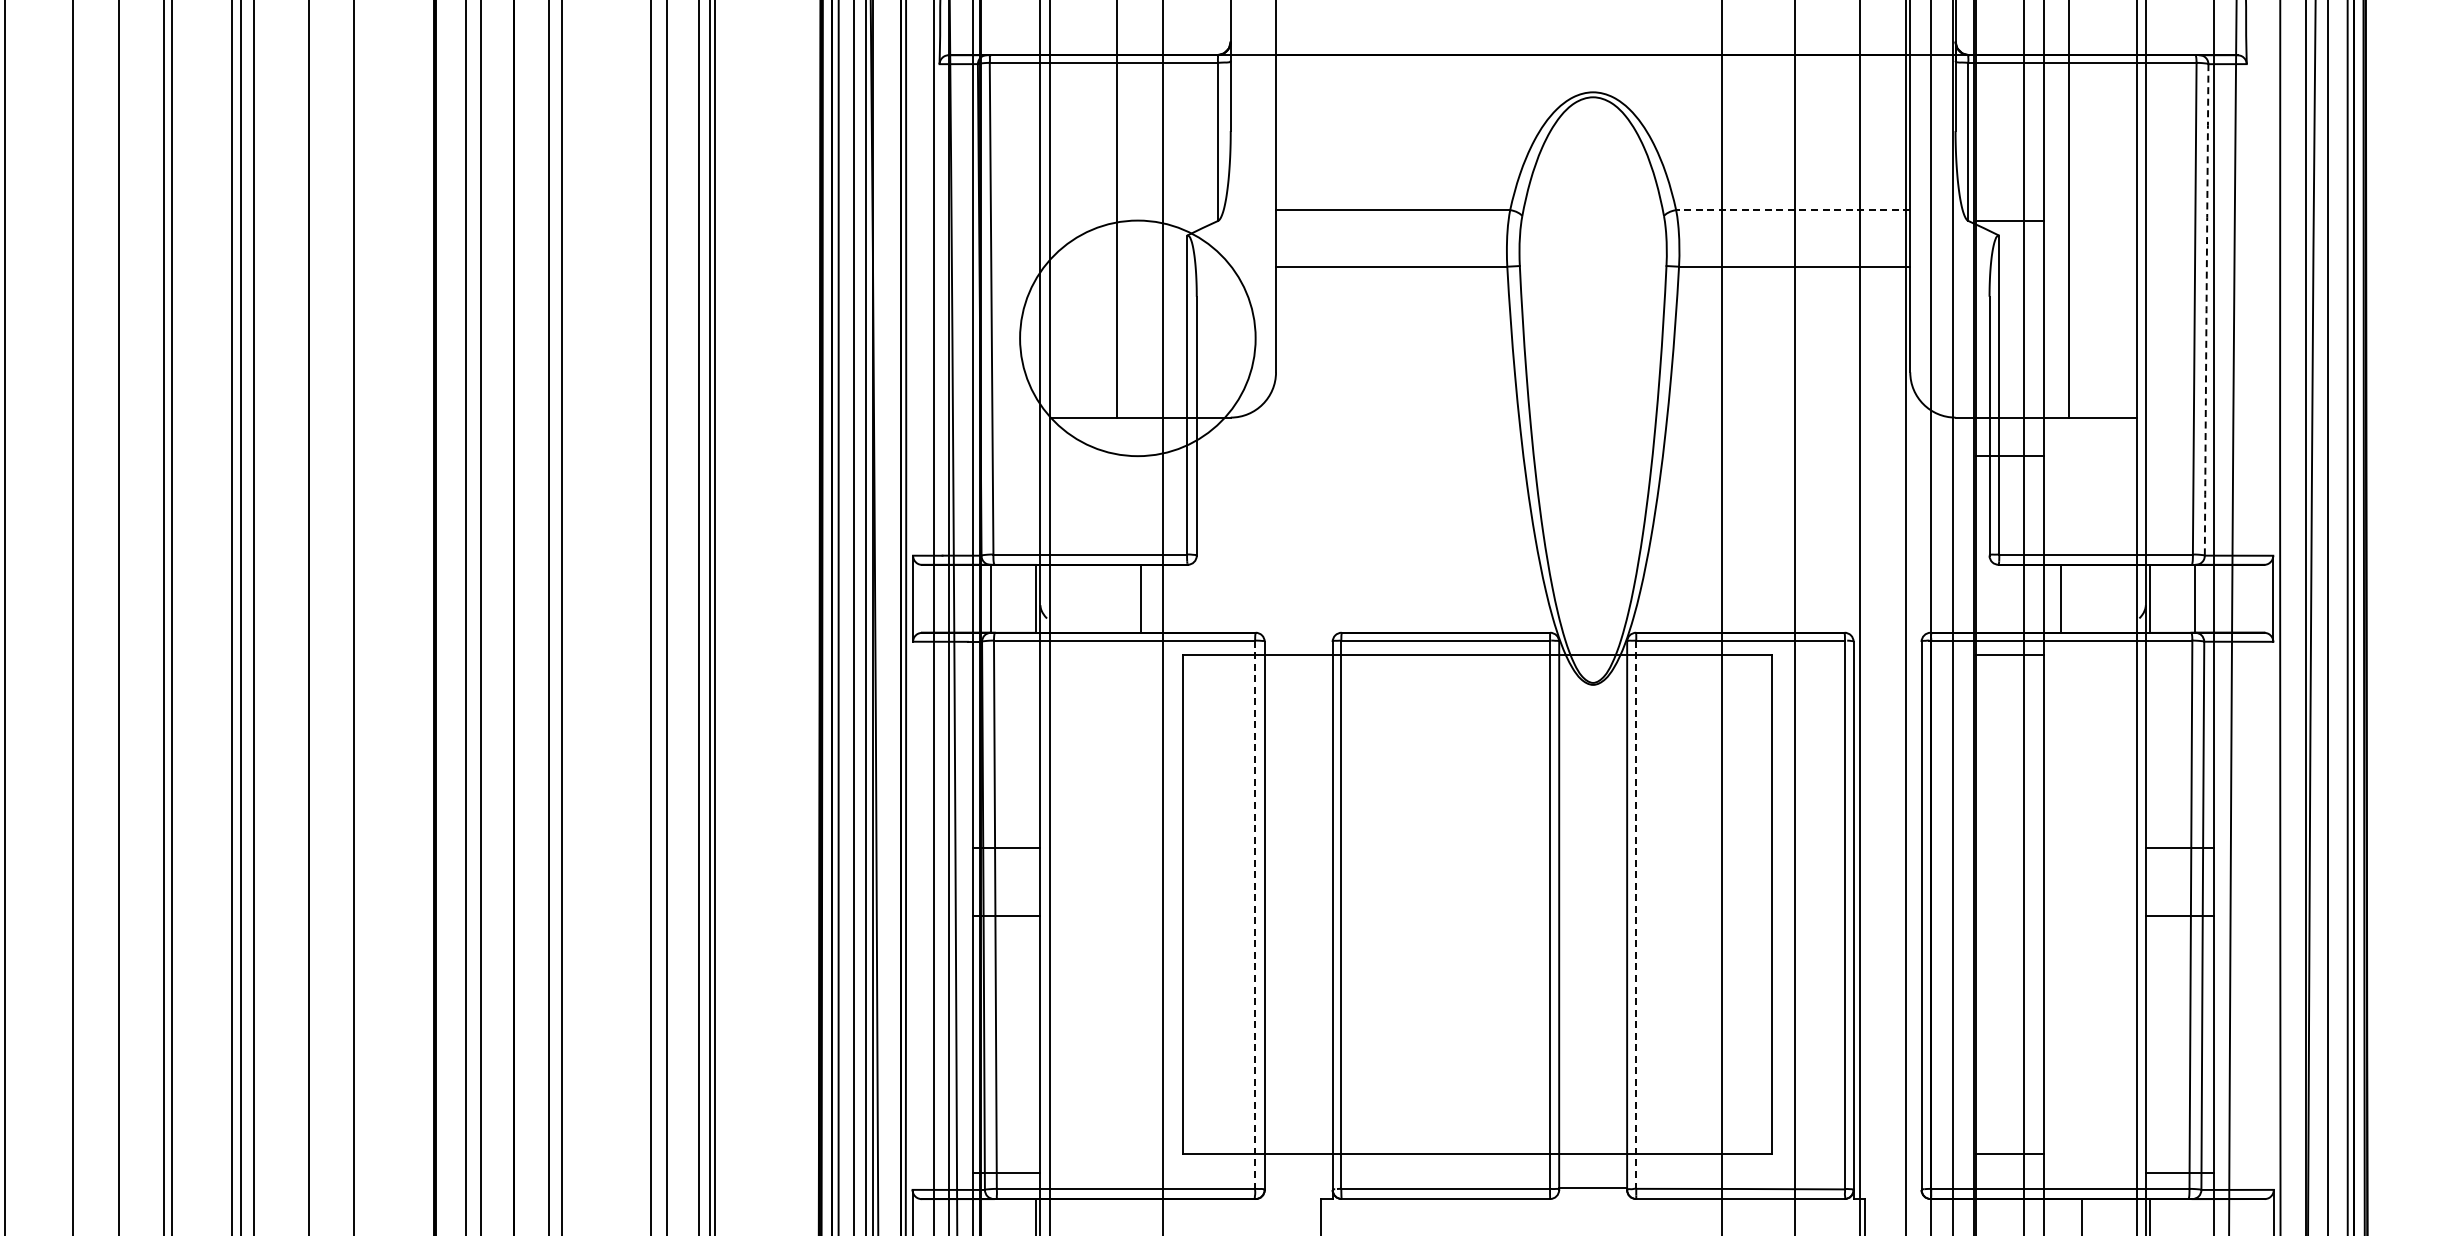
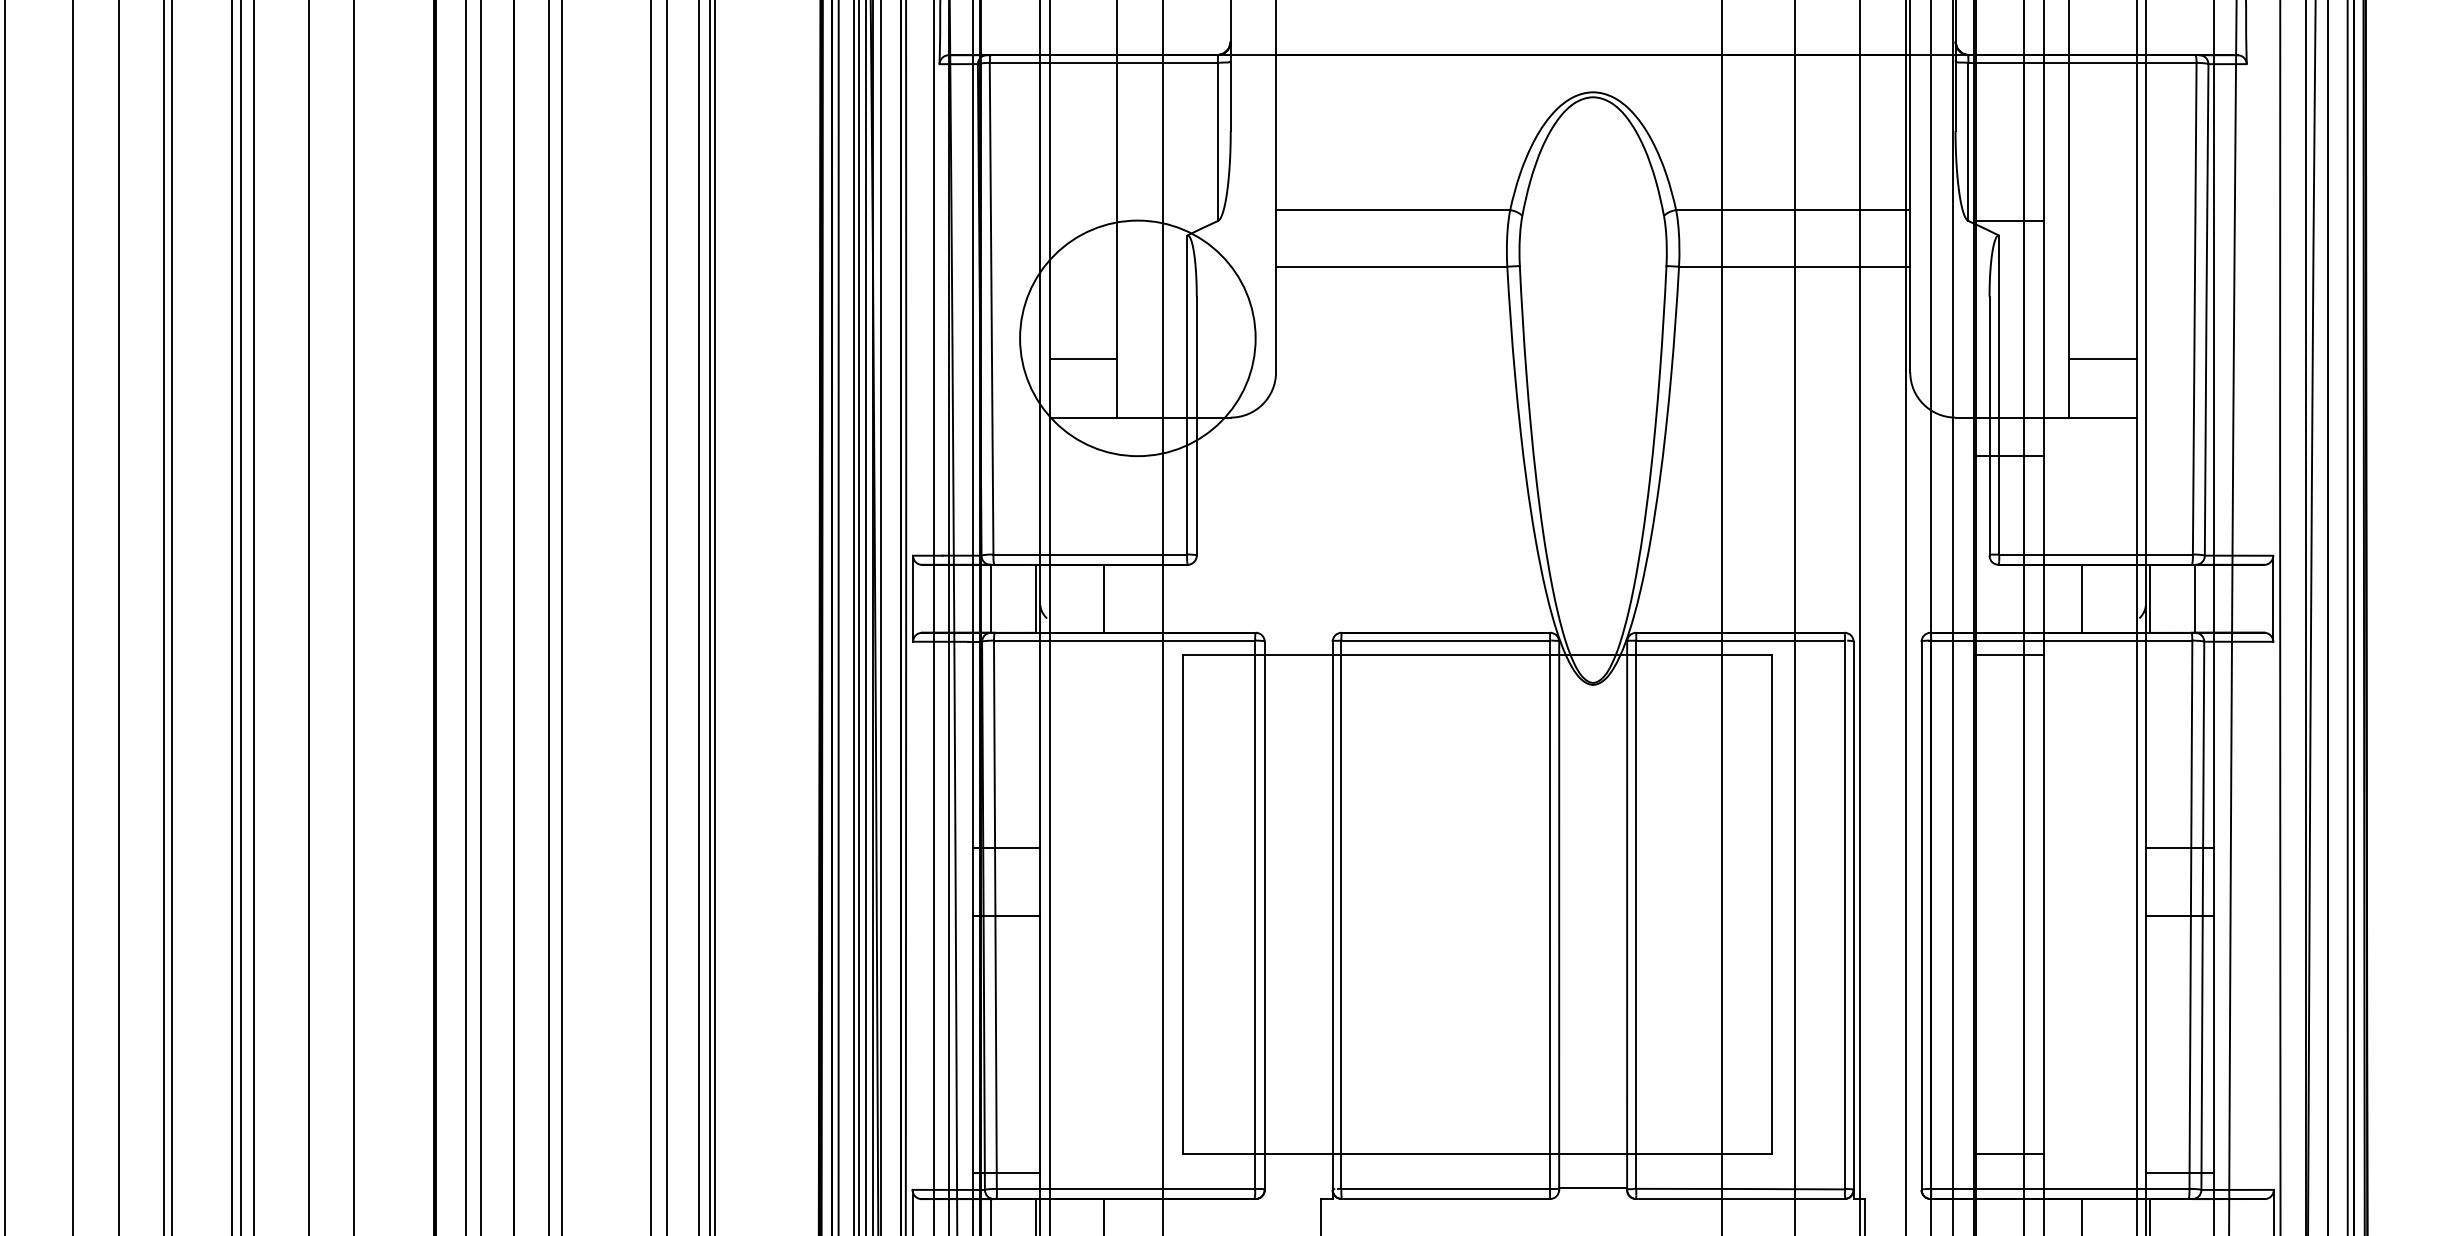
line: dashed -> solid (1792, 210)
arc: dashed -> solid (2206, 309)
line: none -> present (1083, 359)
line: none -> present (2102, 359)
line position: (1140, 598) -> (1103, 598) (1103, 598)
line position: (2061, 598) -> (2082, 598) (2082, 598)
line: none -> present (858, 617)
line: none -> present (880, 617)
line: dashed -> solid (1255, 915)
line: dashed -> solid (1636, 915)
line: none -> present (990, 1215)
line: none -> present (1103, 1215)
